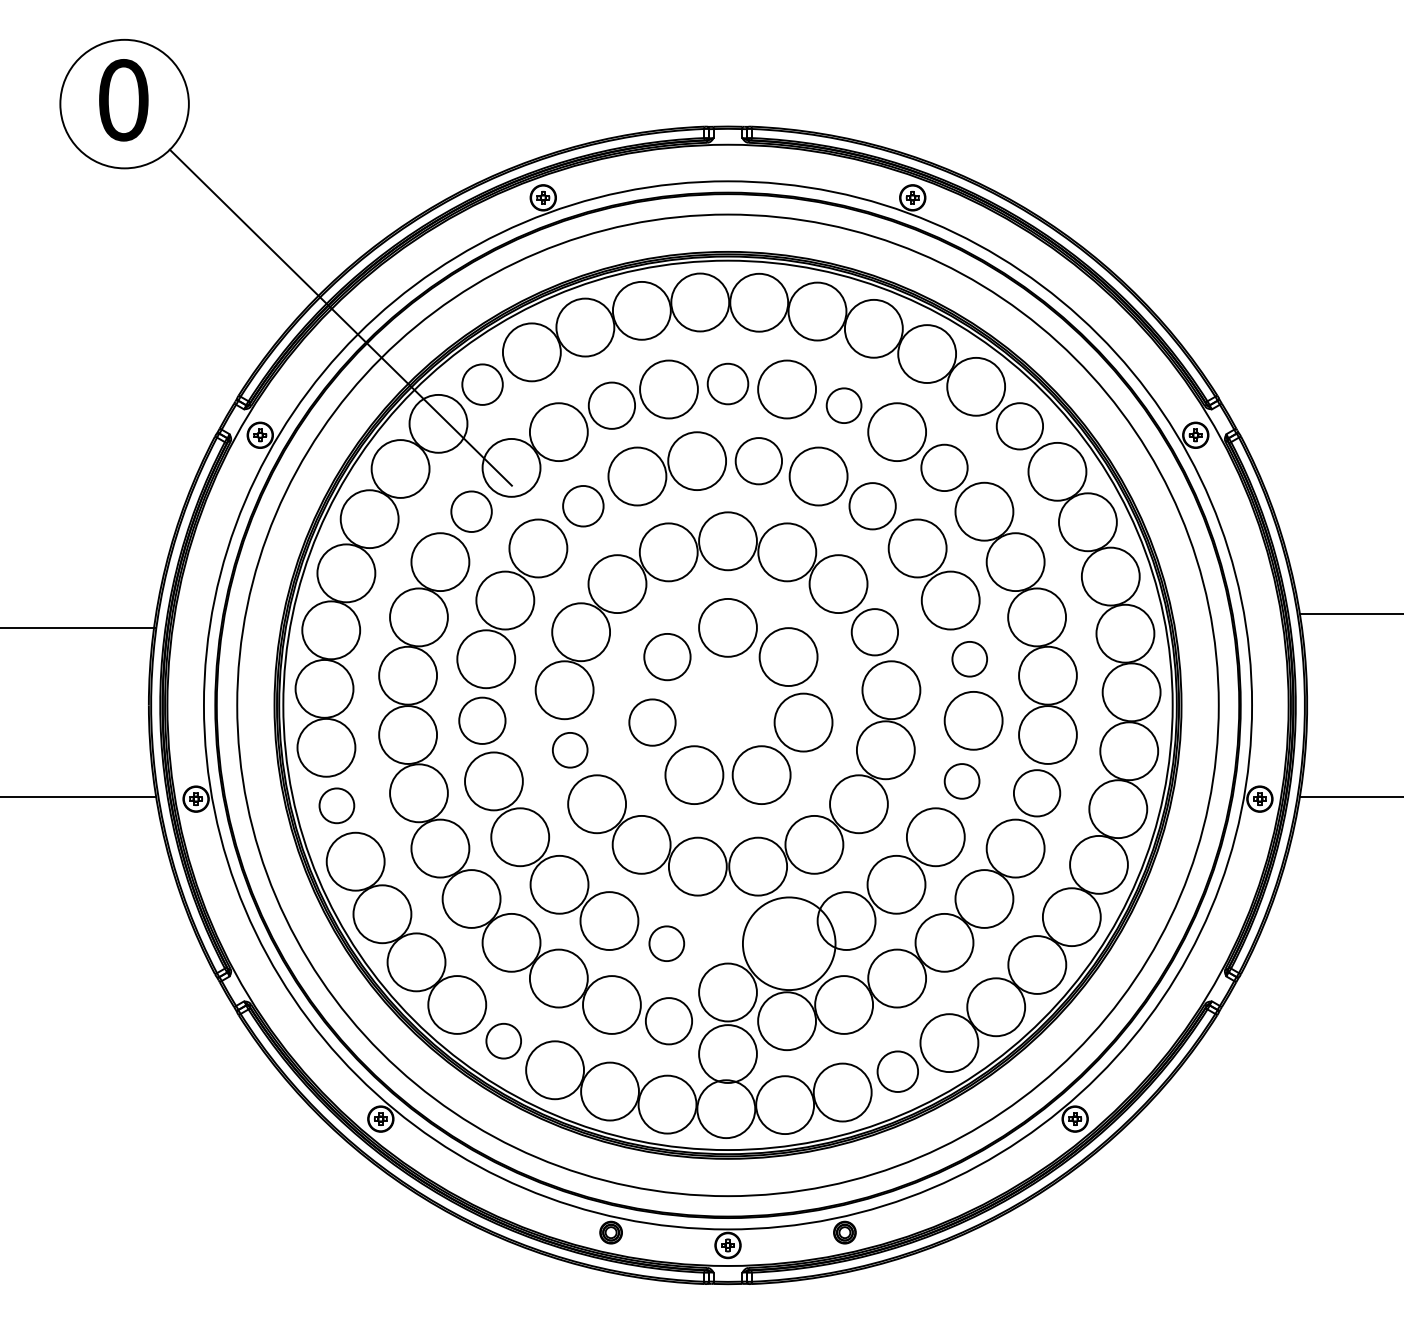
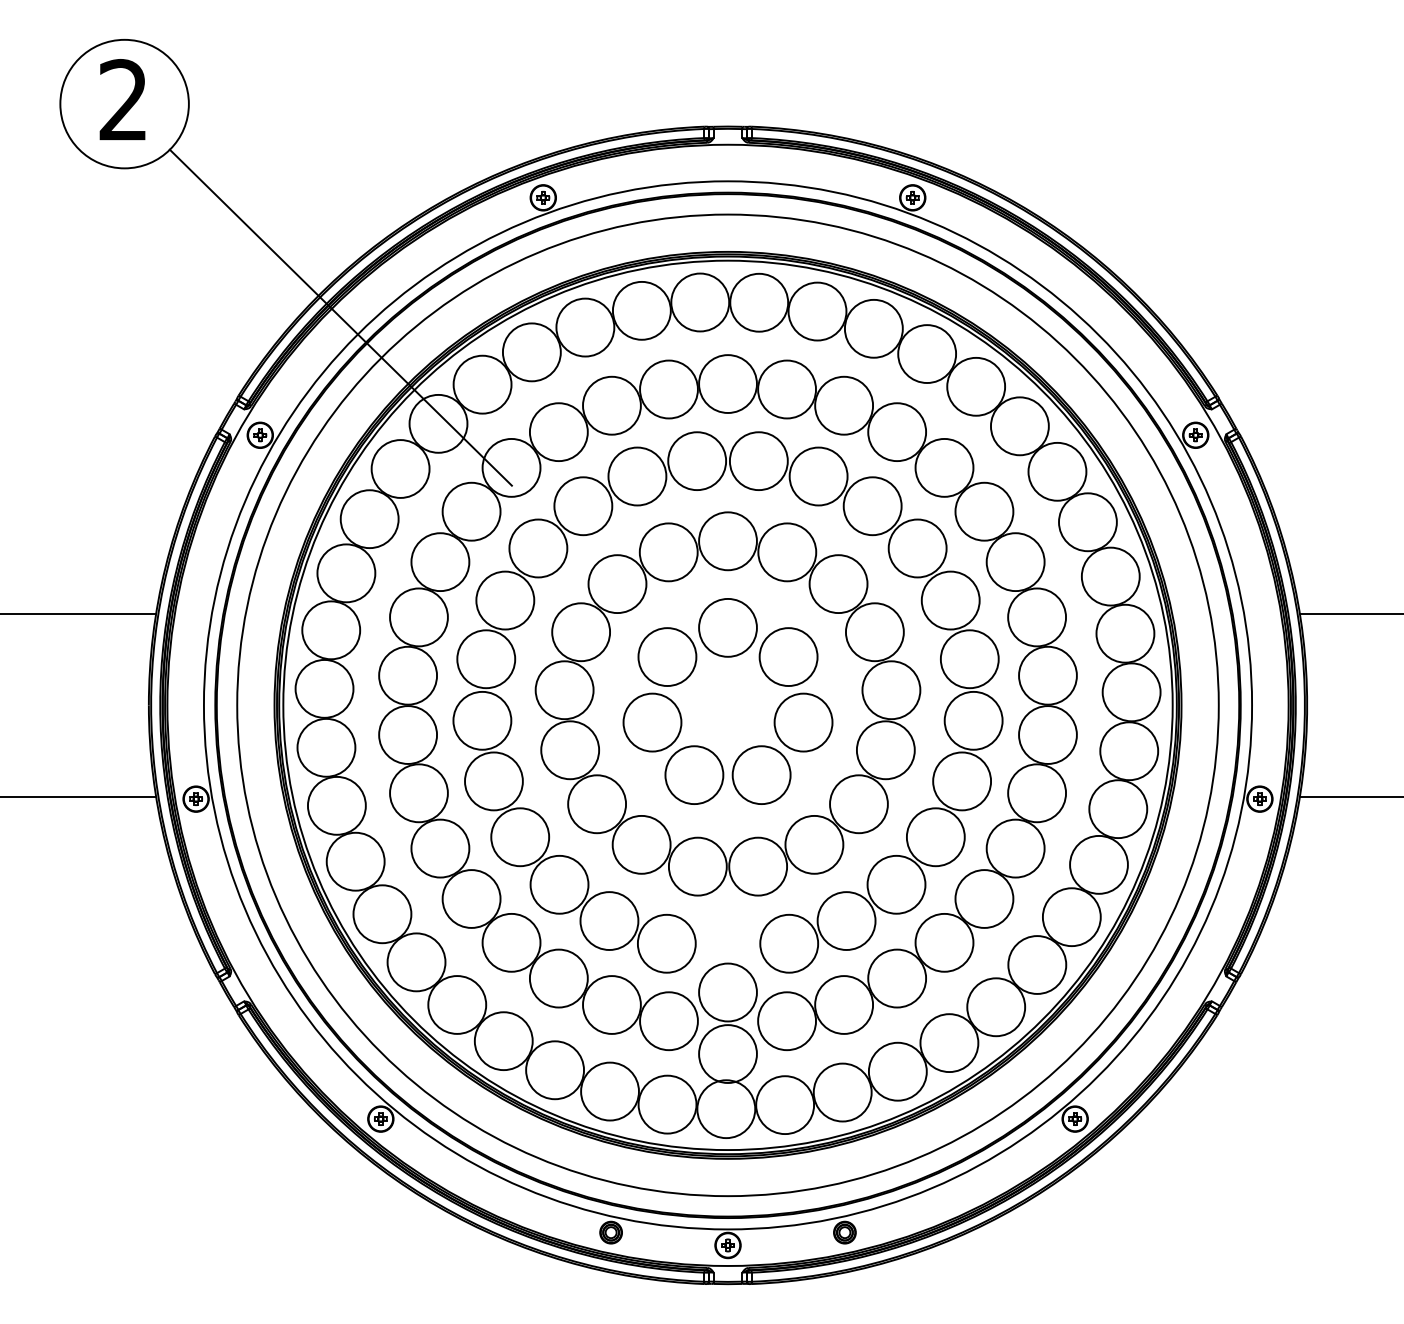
text: 0 -> 2 (123, 100)
circle diameter: 41 px -> 58 px (727, 383)
circle diameter: 41 px -> 58 px (482, 384)
circle diameter: 46 px -> 58 px (611, 405)
circle diameter: 35 px -> 58 px (844, 405)
circle diameter: 46 px -> 58 px (1019, 426)
circle diameter: 46 px -> 58 px (758, 461)
circle diameter: 46 px -> 58 px (944, 467)
circle diameter: 41 px -> 58 px (583, 506)
circle diameter: 46 px -> 58 px (872, 506)
circle diameter: 41 px -> 58 px (471, 511)
line position: (79, 628) -> (79, 614) (79, 614)
circle diameter: 46 px -> 58 px (874, 632)
circle diameter: 46 px -> 58 px (667, 657)
circle diameter: 35 px -> 58 px (969, 659)
circle diameter: 46 px -> 58 px (482, 720)
circle diameter: 46 px -> 58 px (652, 722)
circle diameter: 35 px -> 58 px (570, 750)
circle diameter: 35 px -> 58 px (962, 781)
circle diameter: 46 px -> 58 px (1037, 793)
circle diameter: 35 px -> 58 px (336, 805)
circle diameter: 35 px -> 58 px (666, 943)
circle diameter: 93 px -> 58 px (789, 943)
circle diameter: 46 px -> 58 px (668, 1021)
circle diameter: 35 px -> 58 px (503, 1041)
circle diameter: 41 px -> 58 px (897, 1071)
